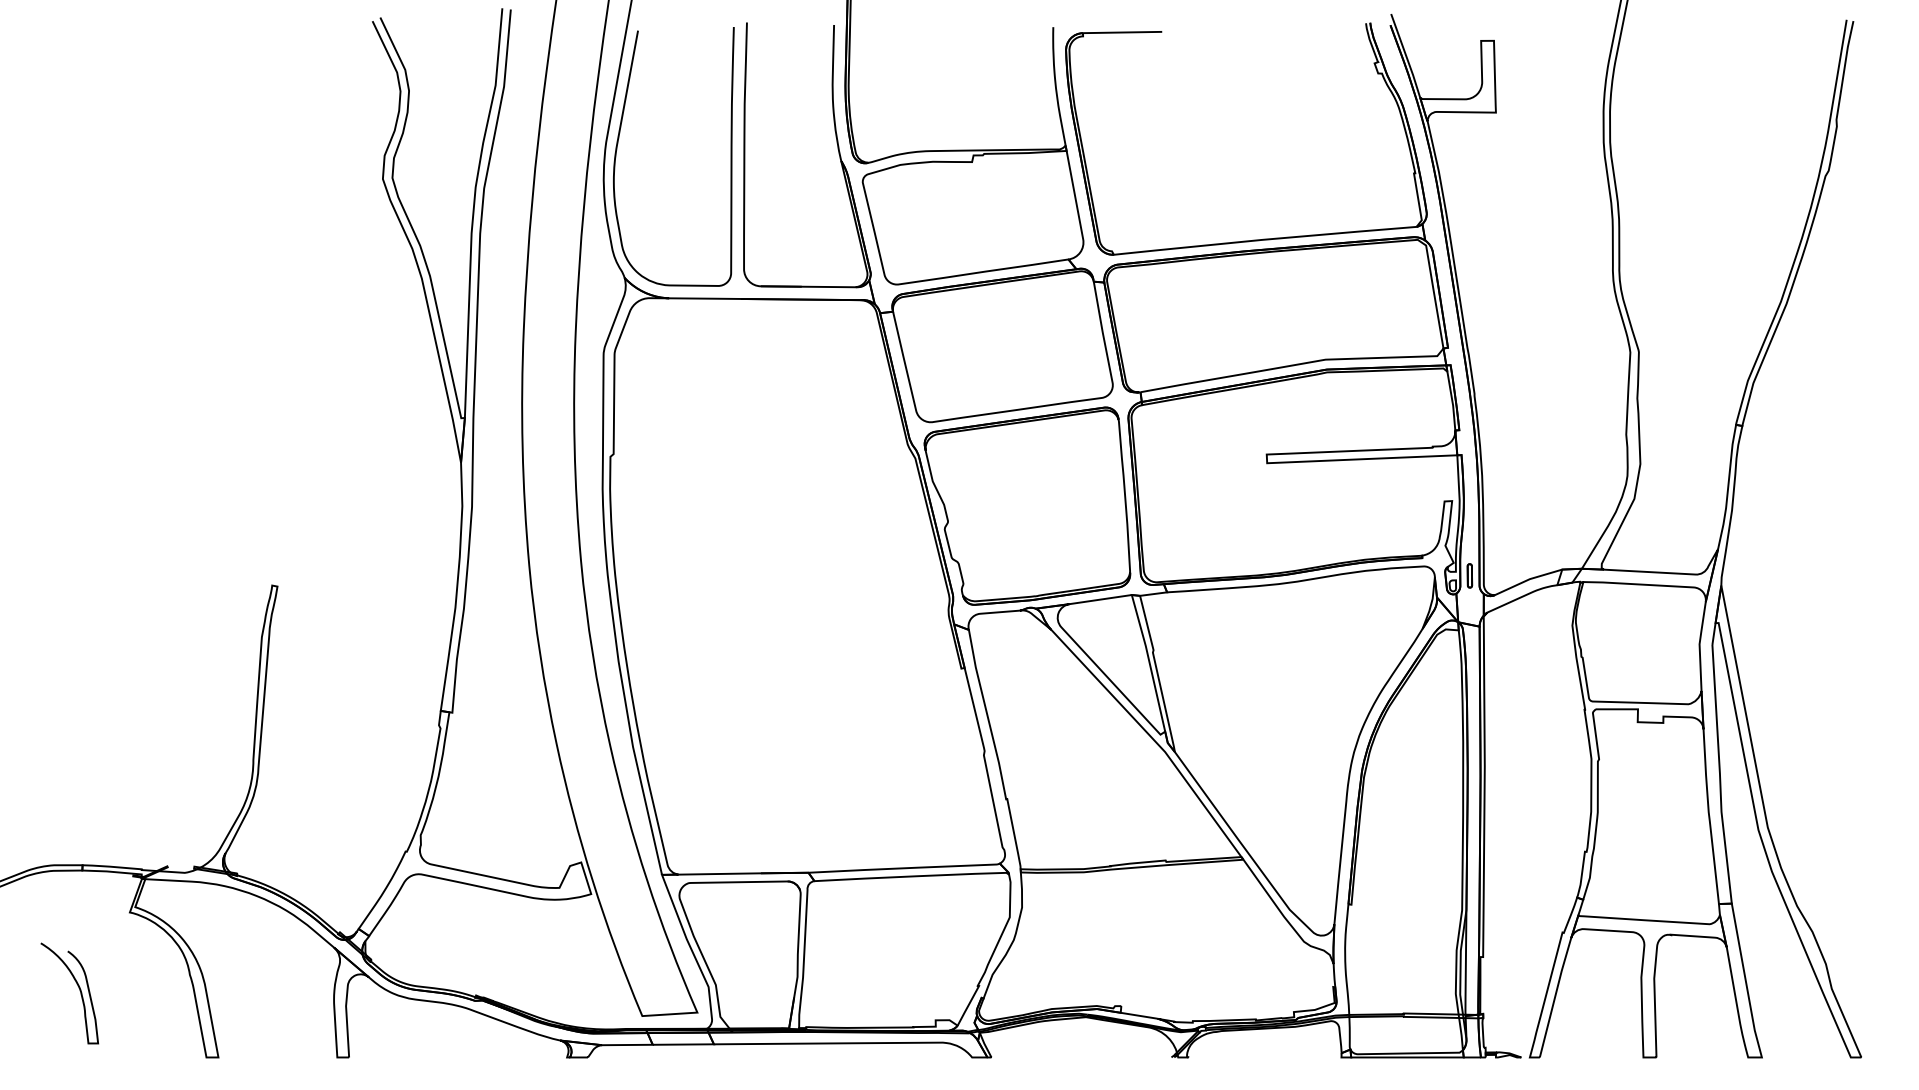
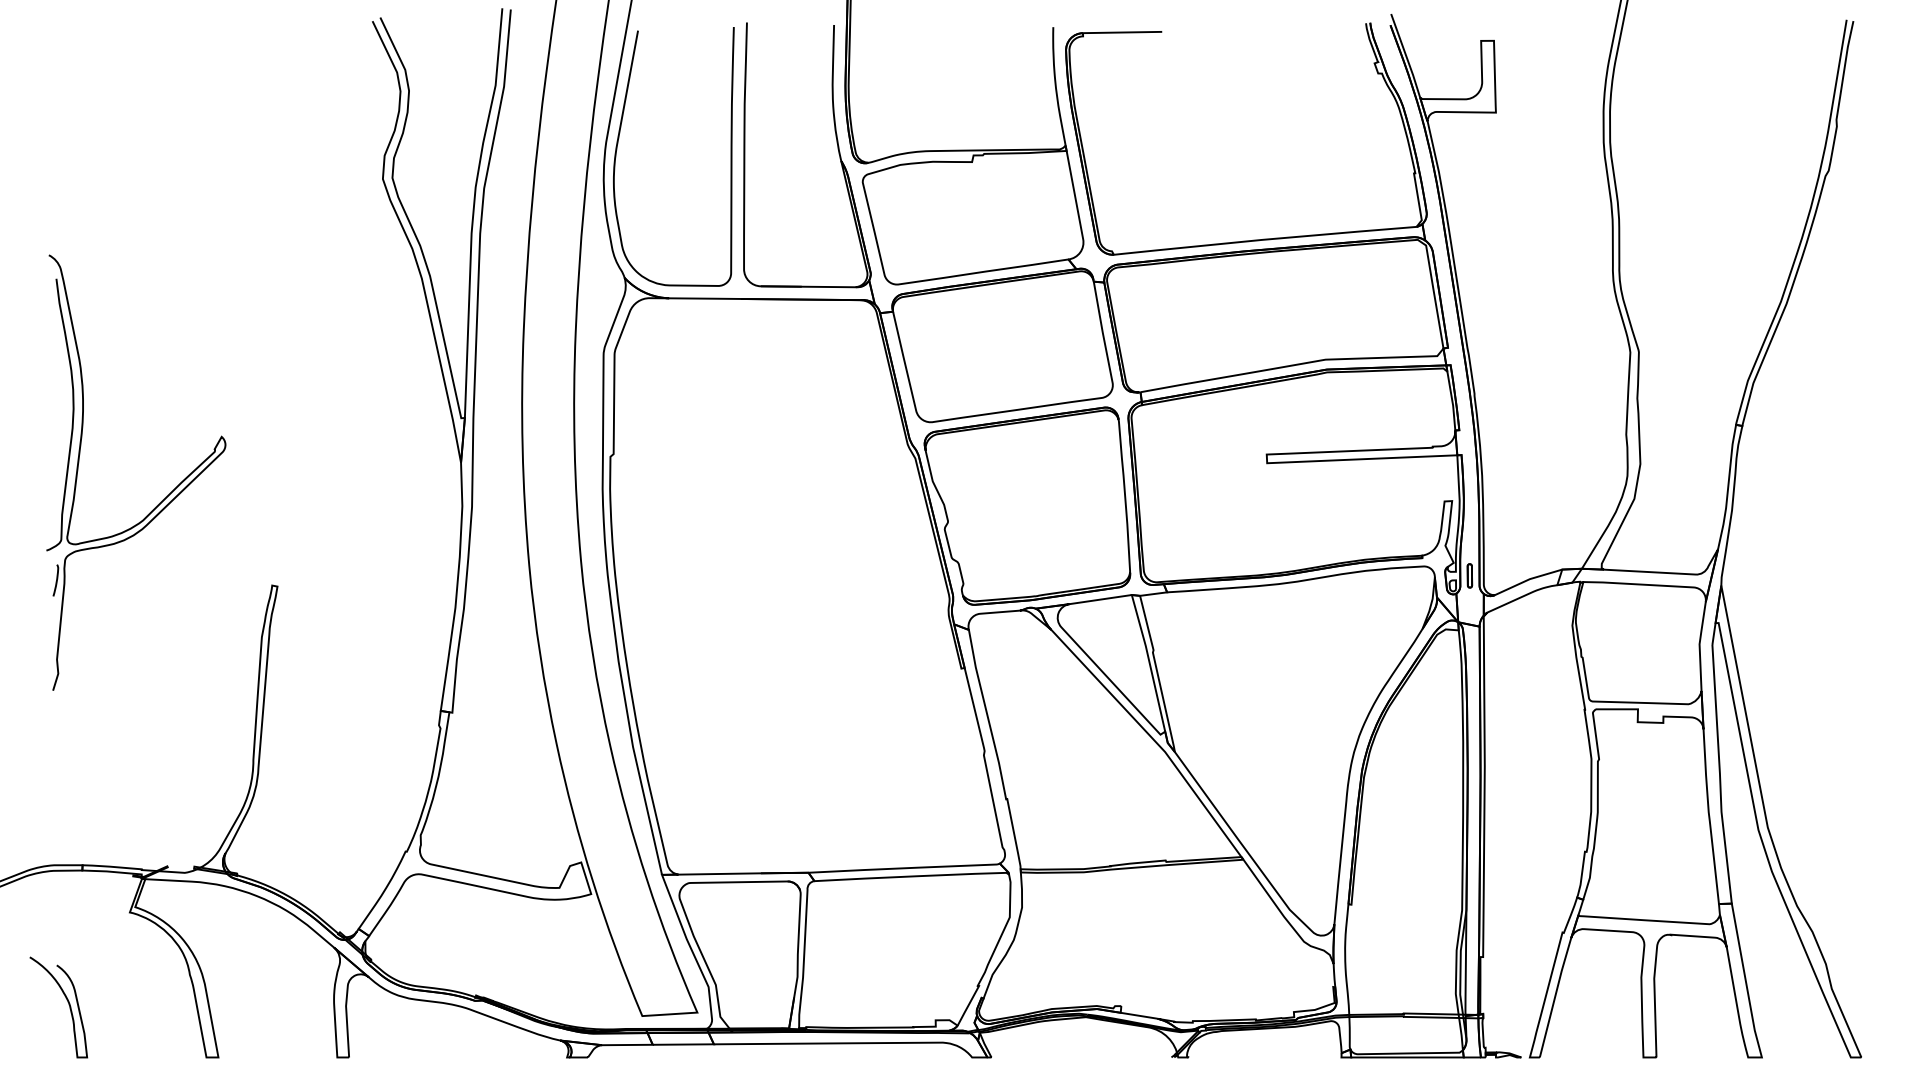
part: none -> present (159, 502)
curve position: (78, 988) -> (67, 1002) (67, 1002)
